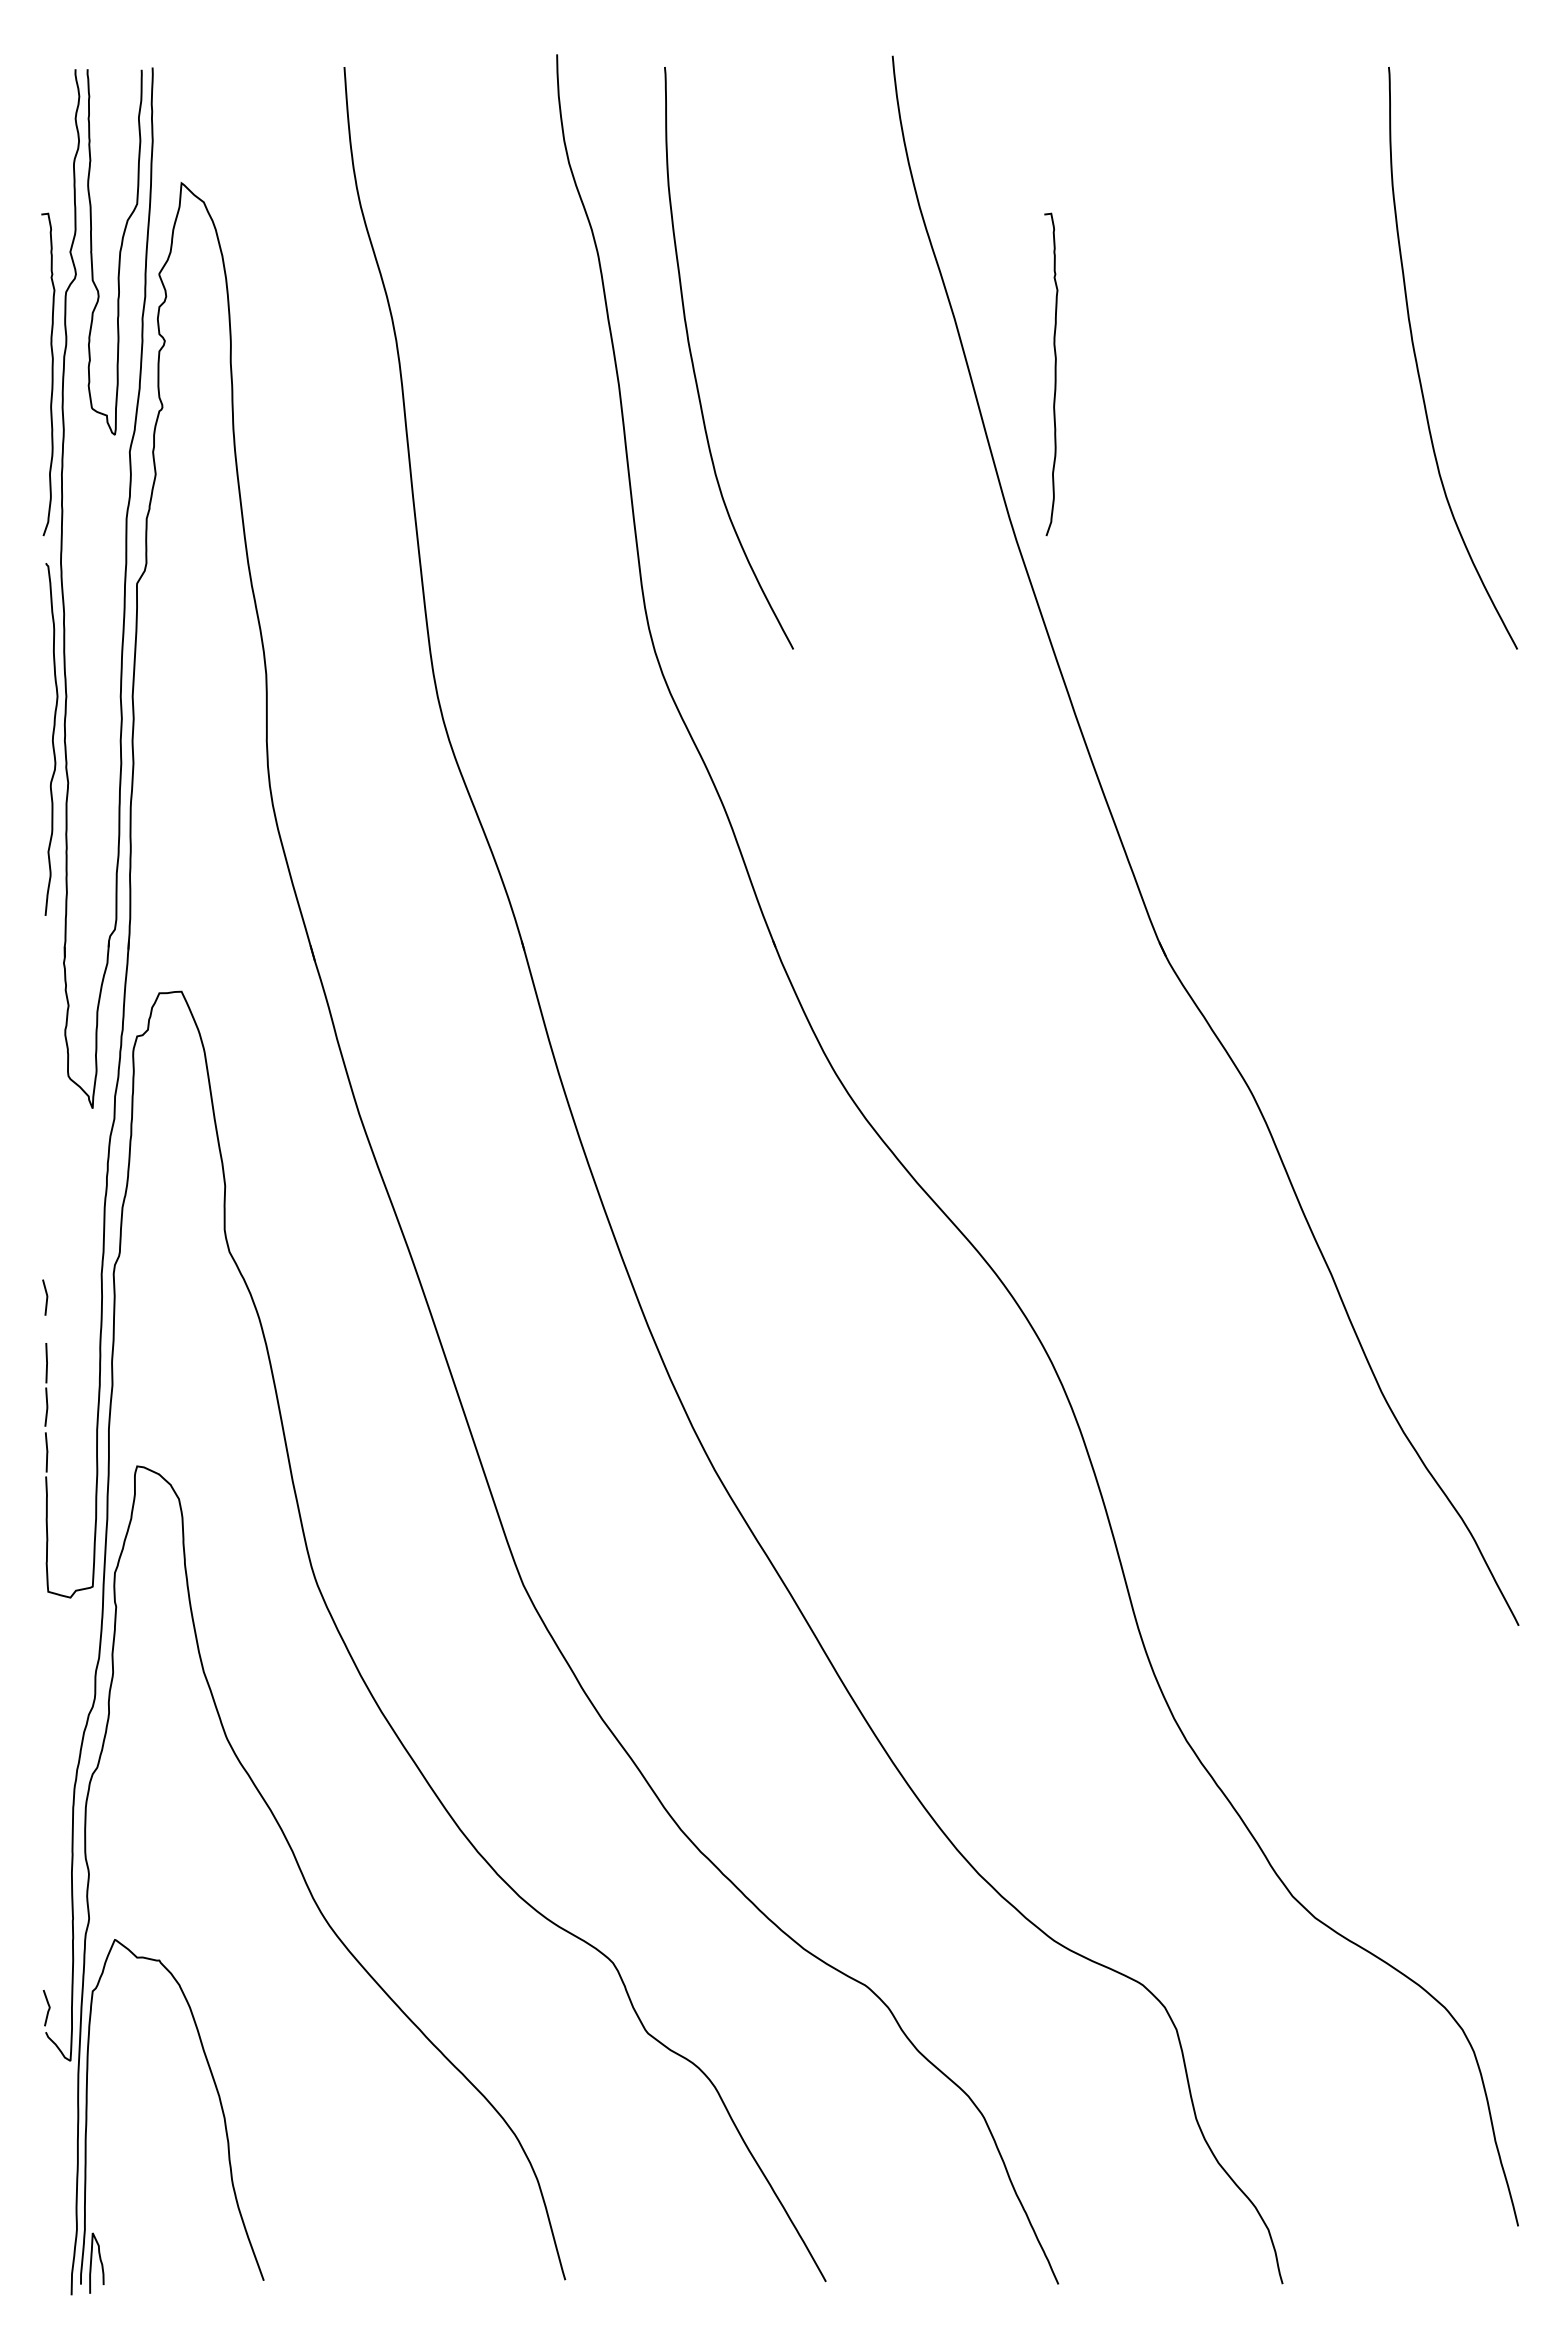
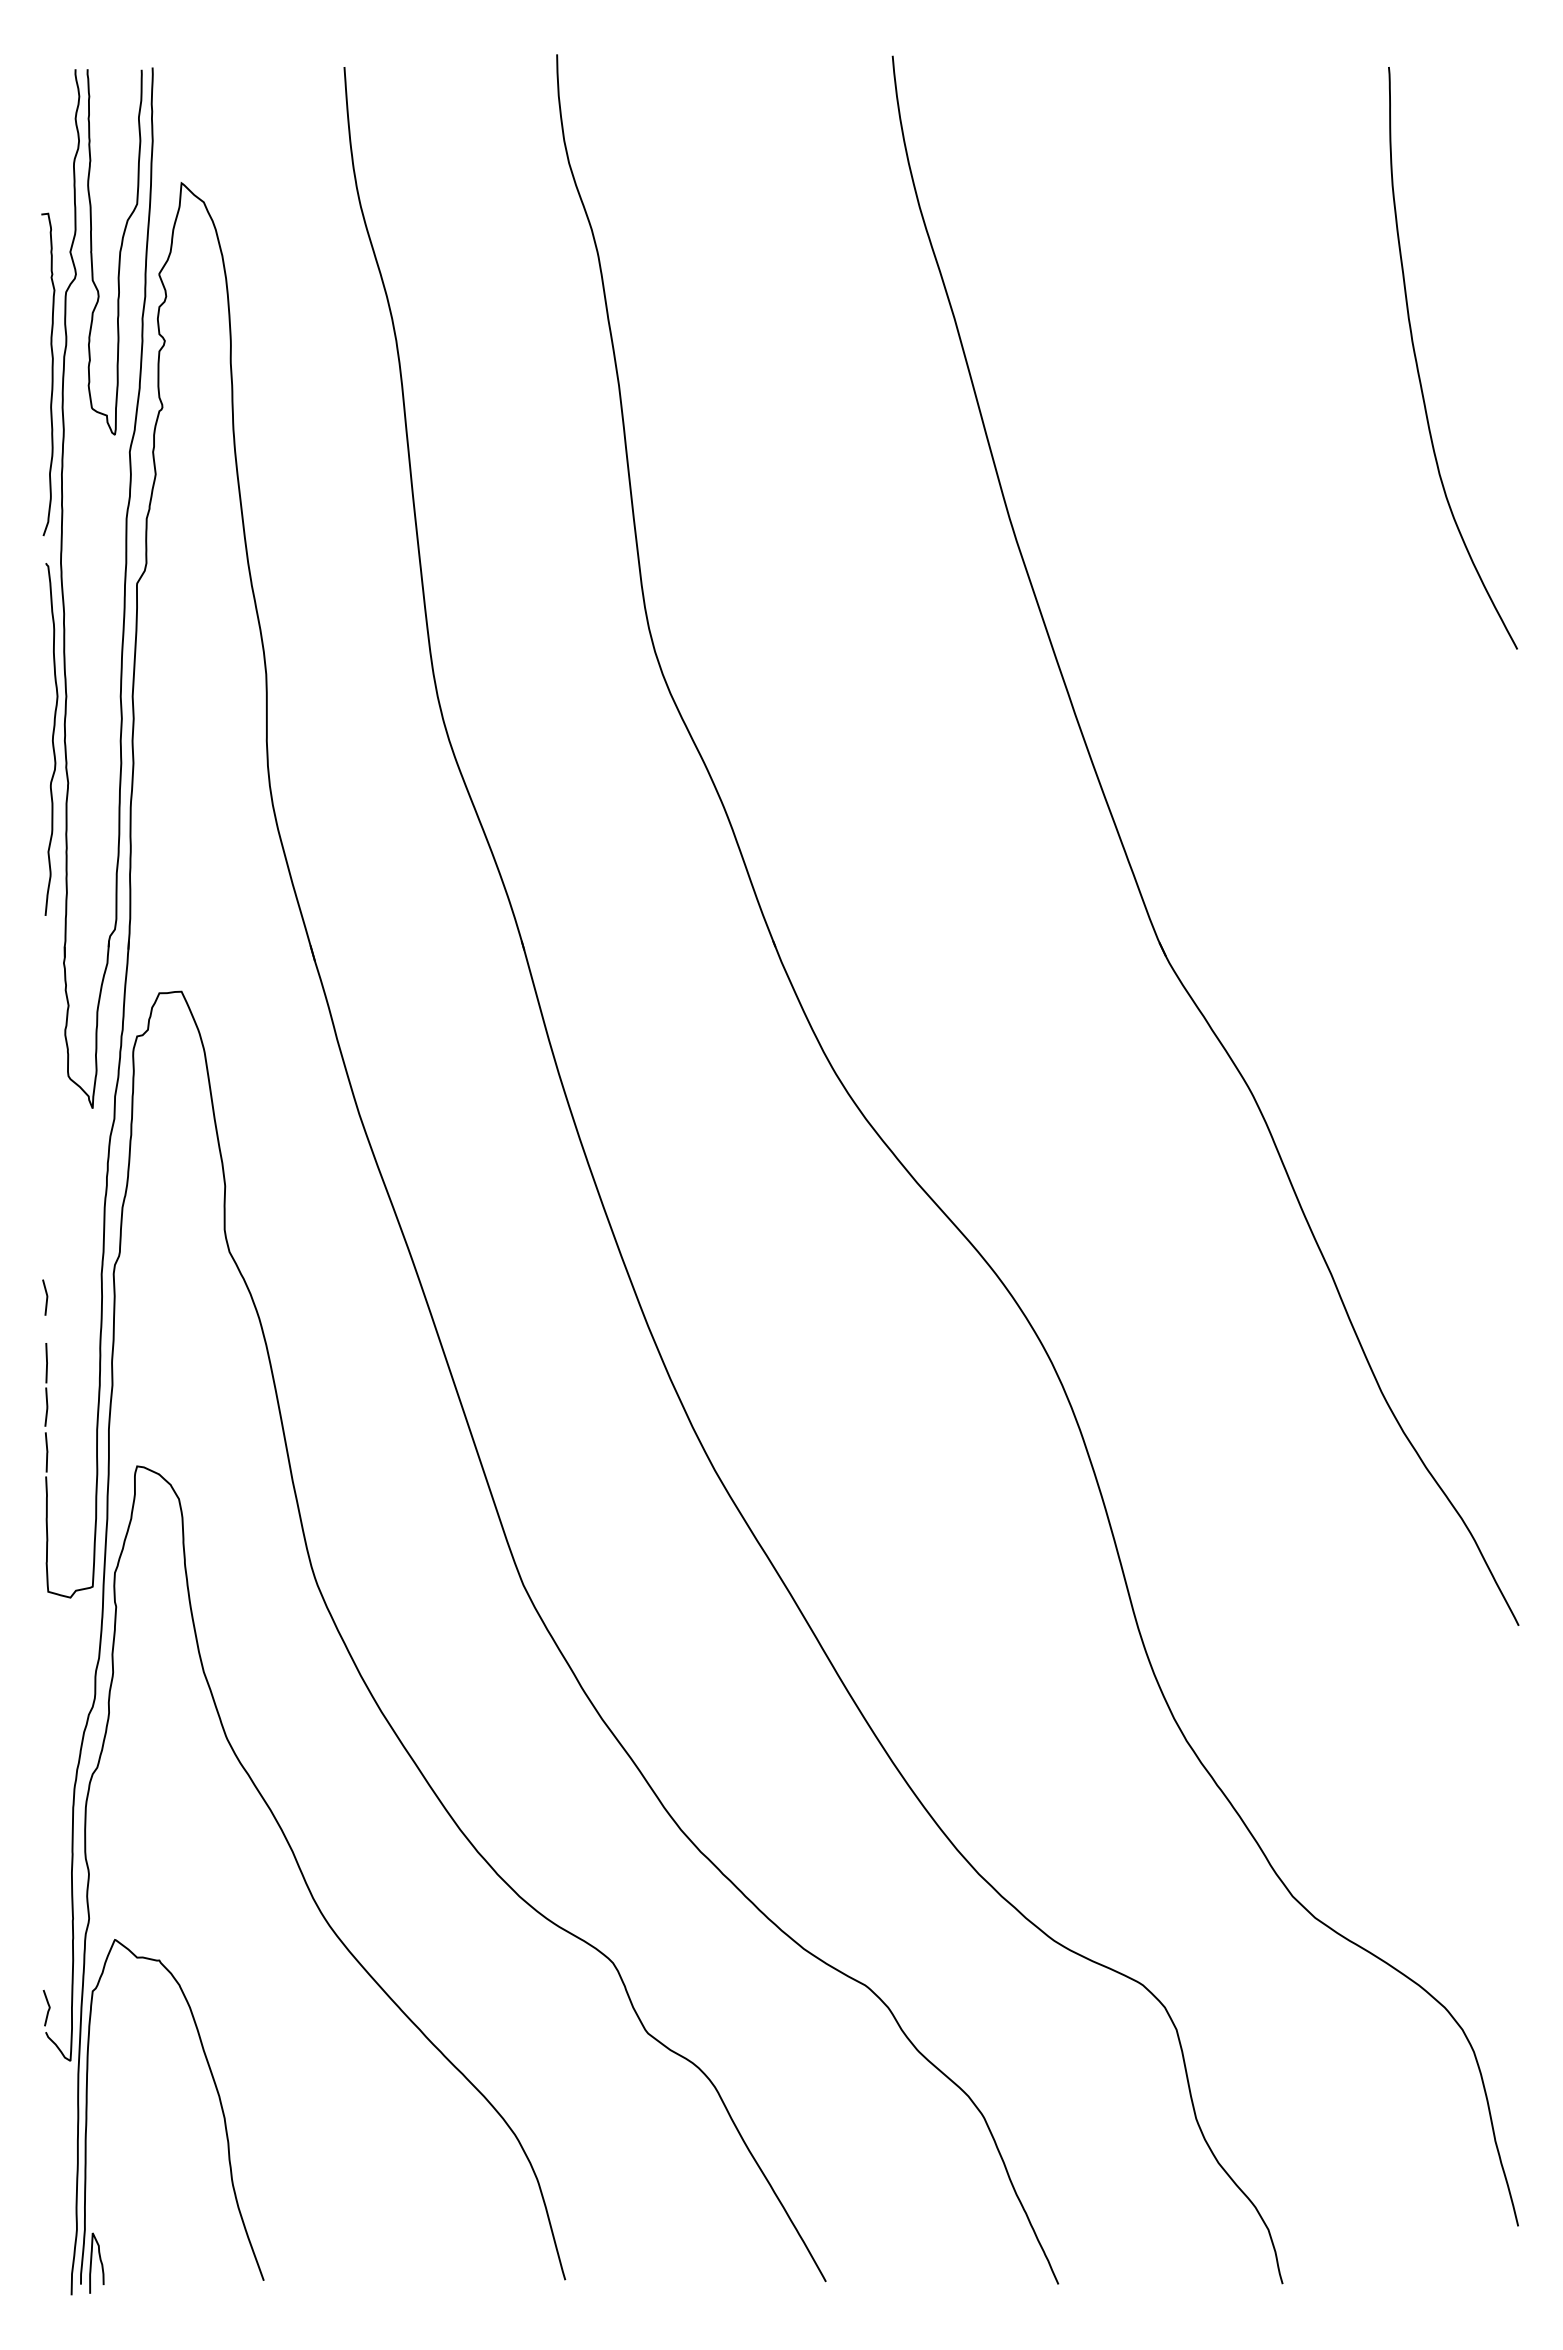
curve: present -> none (694, 366)
curve: present -> none (1054, 374)
